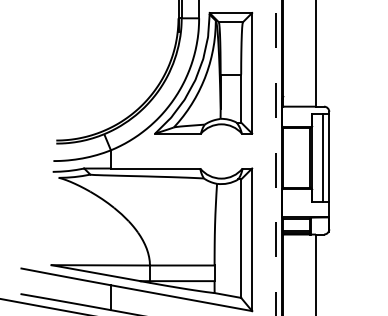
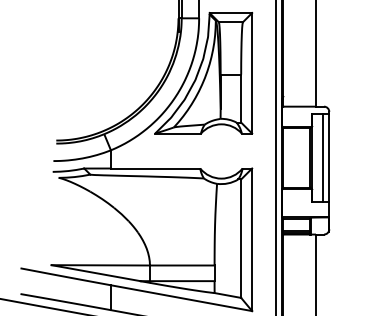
line: dashed -> solid (276, 157)
